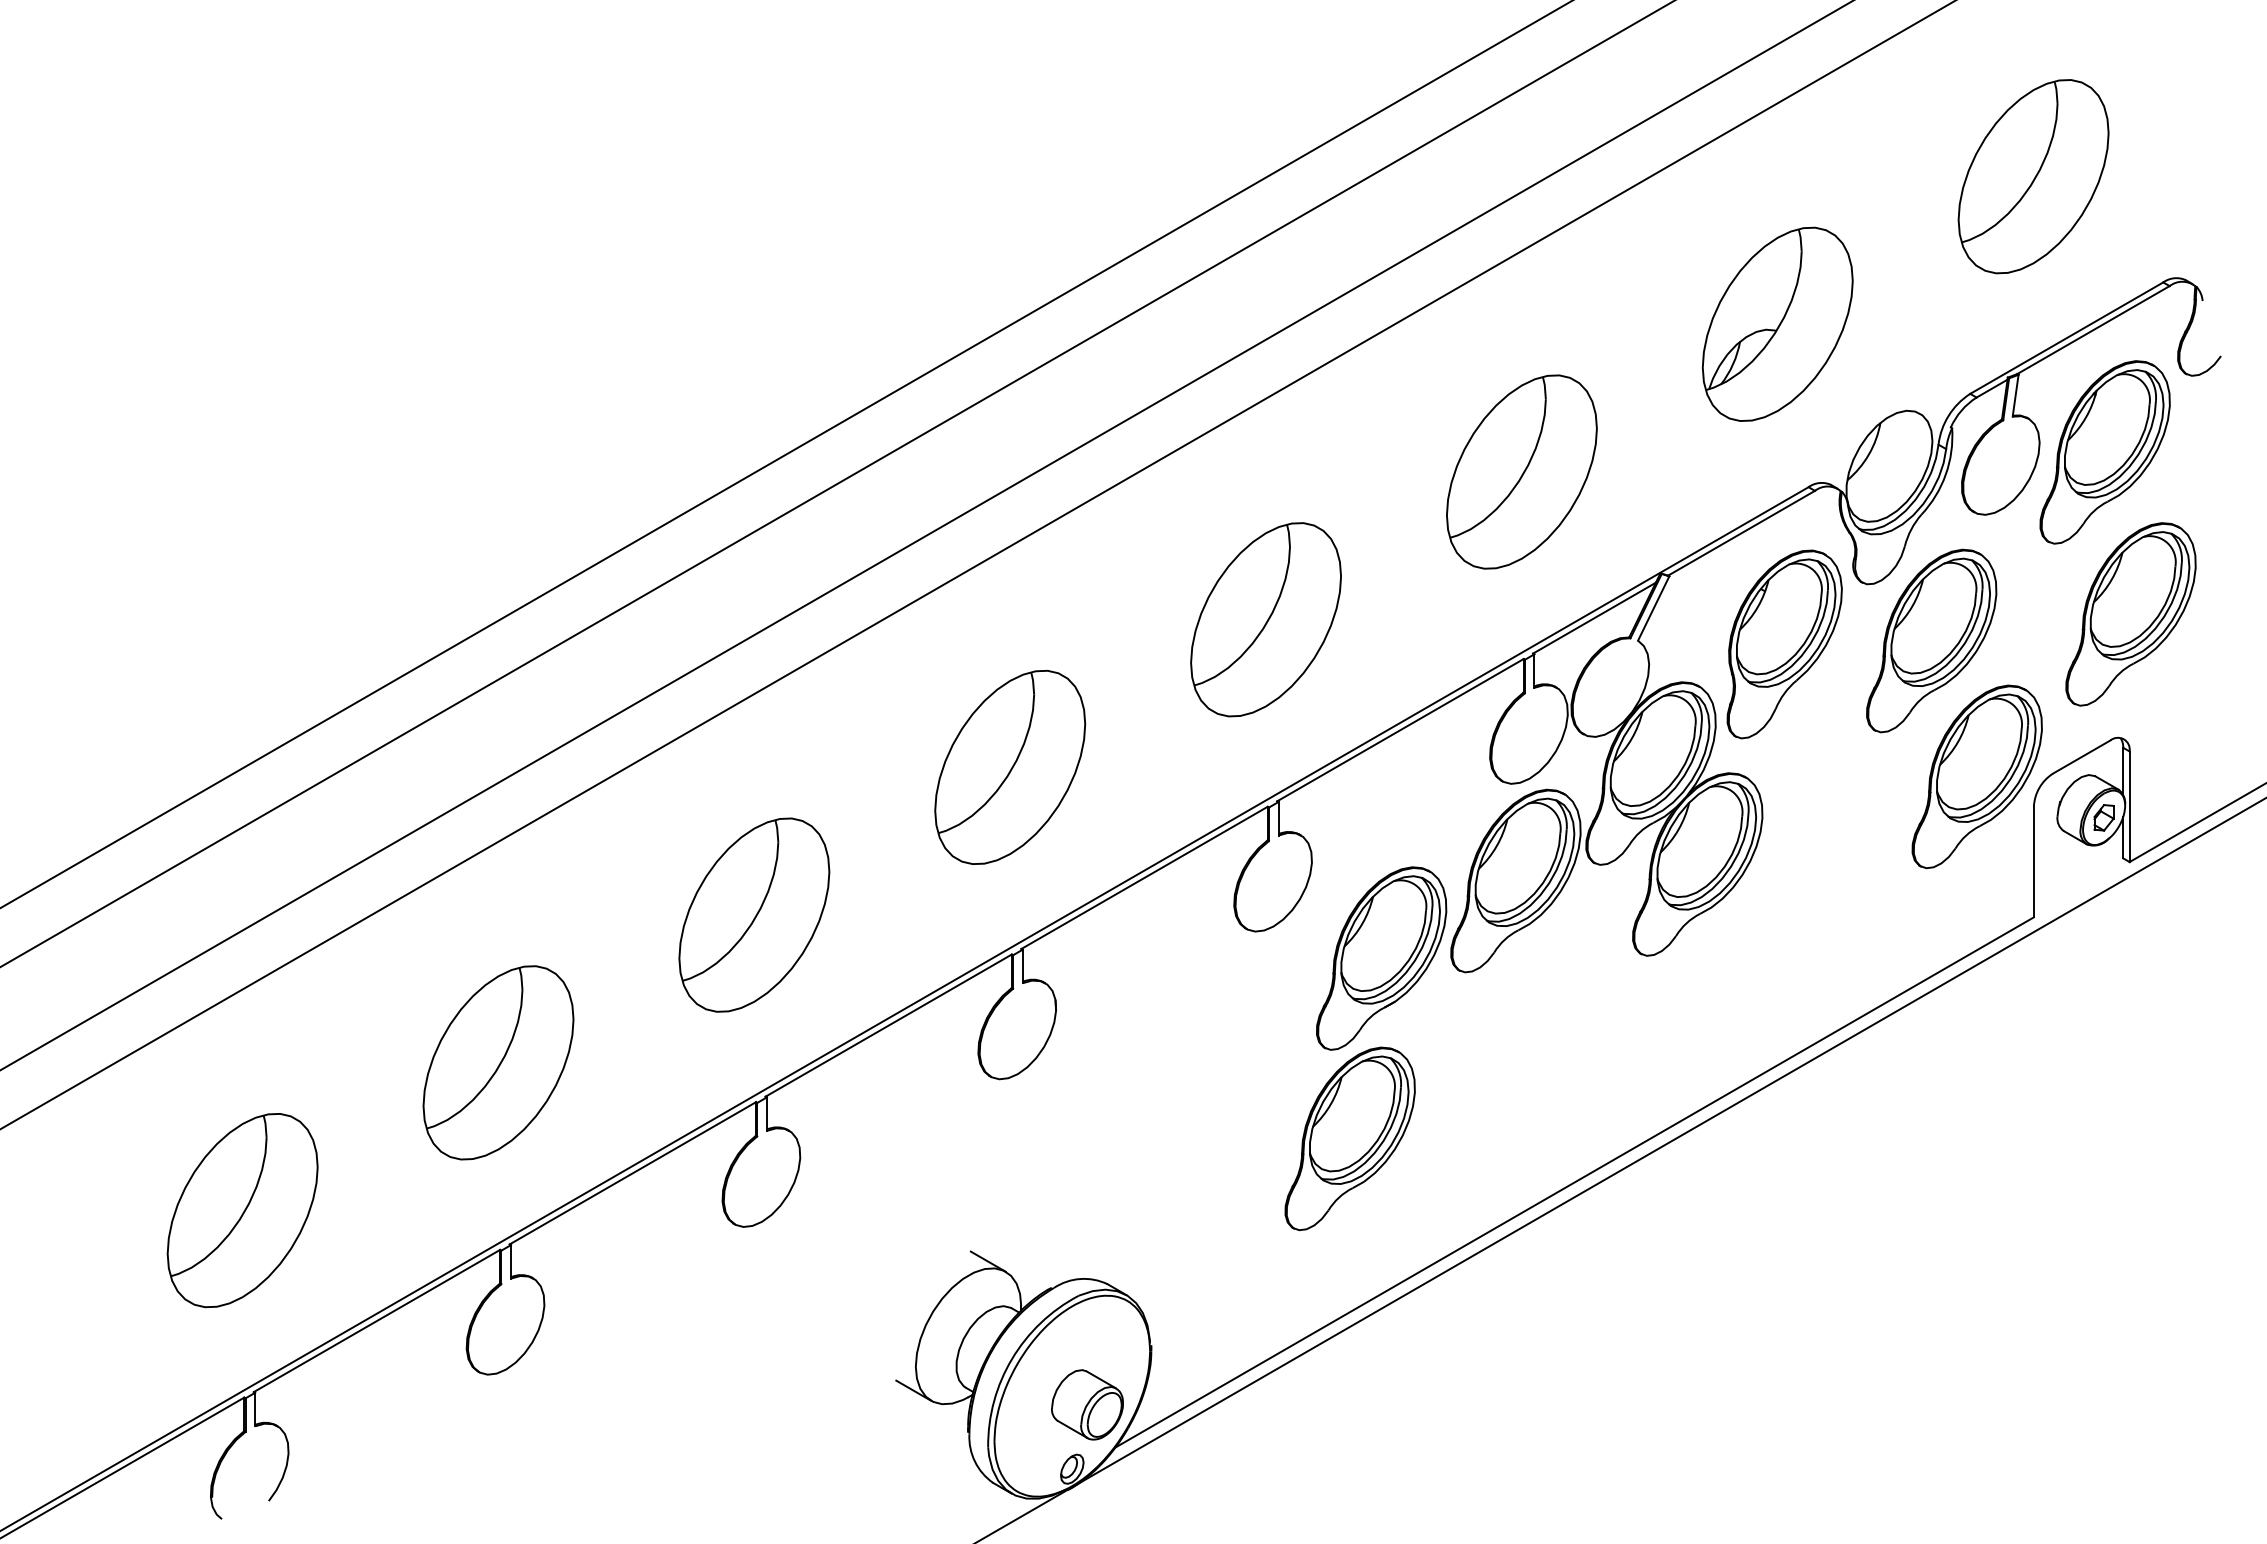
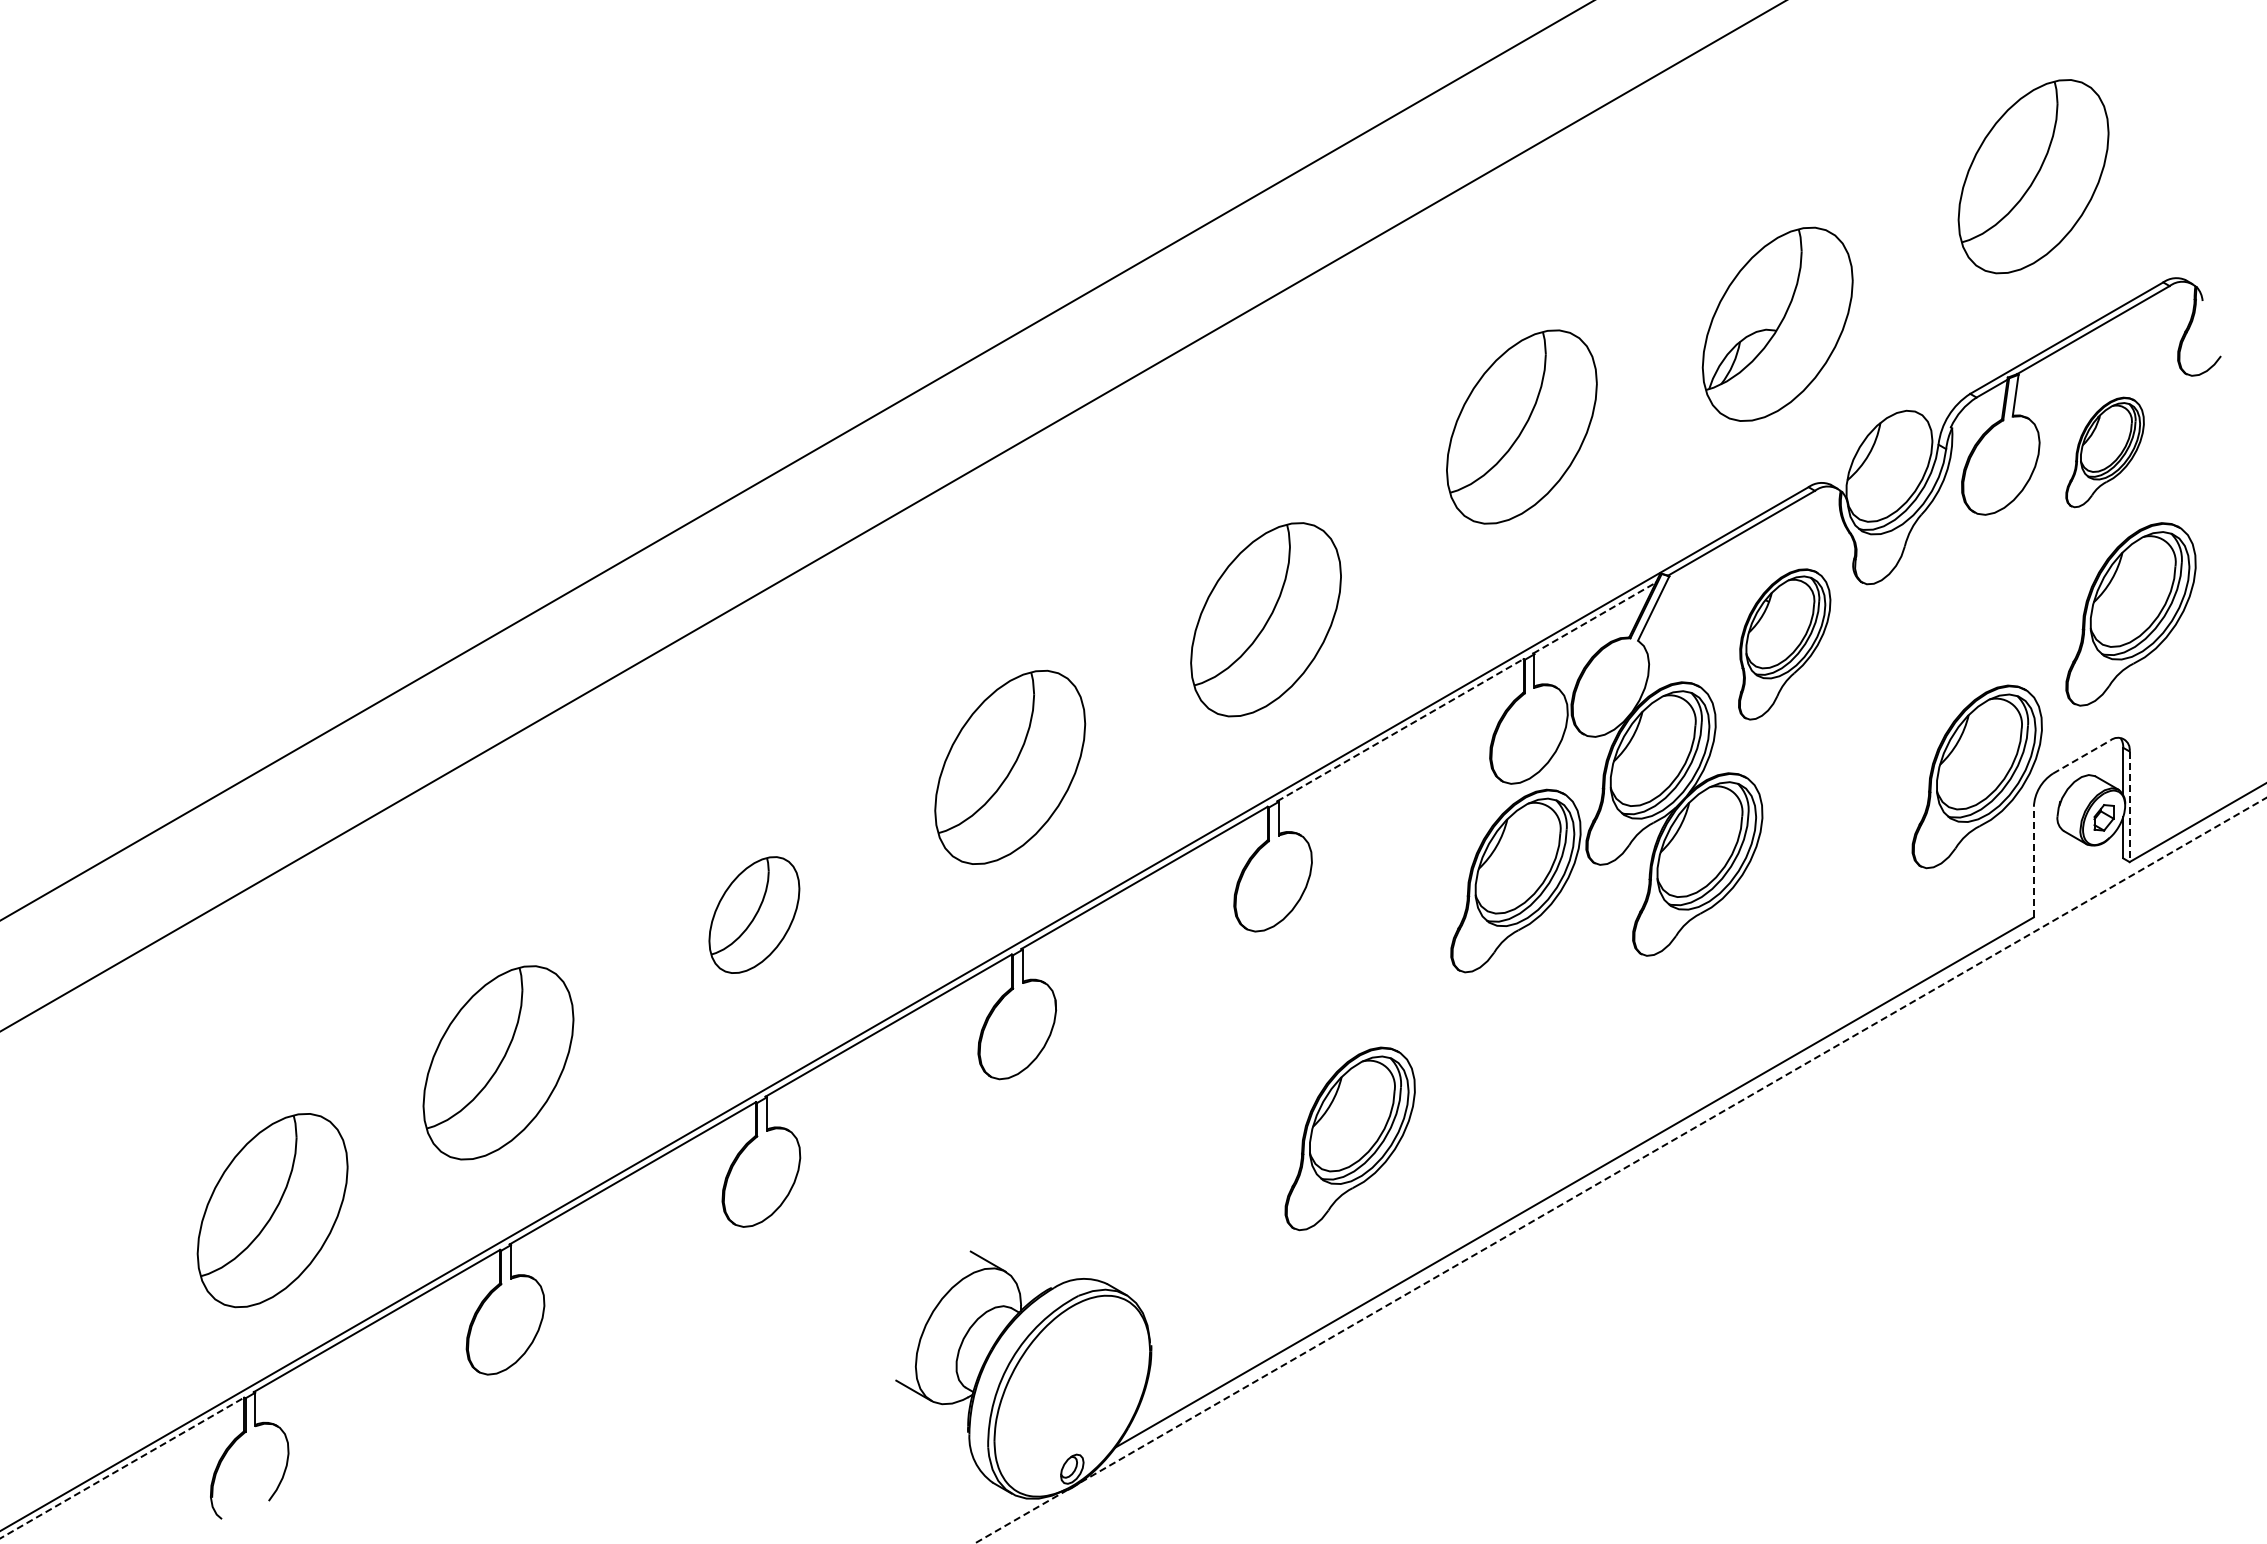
part size: 132x185 px -> 80x113 px (2104, 452)
line: present -> none (786, 454)
part position: (1521, 471) -> (1521, 426) (1521, 426)
line position: (837, 484) -> (796, 460) (796, 460)
line position: (926, 535) -> (892, 516) (892, 516)
line: present -> none (977, 564)
line: solid -> dashed (1594, 618)
part: present -> none (1931, 640)
part size: 117x191 px -> 94x153 px (1784, 644)
line: solid -> dashed (1400, 729)
line: solid -> dashed (2082, 756)
line: solid -> dashed (2129, 807)
line: solid -> dashed (2033, 861)
part size: 153x196 px -> 93x118 px (754, 914)
part: present -> none (1381, 958)
line: solid -> dashed (1620, 1170)
part position: (242, 1210) -> (272, 1210) (272, 1210)
part: present -> none (1087, 1404)
line: solid -> dashed (122, 1467)
